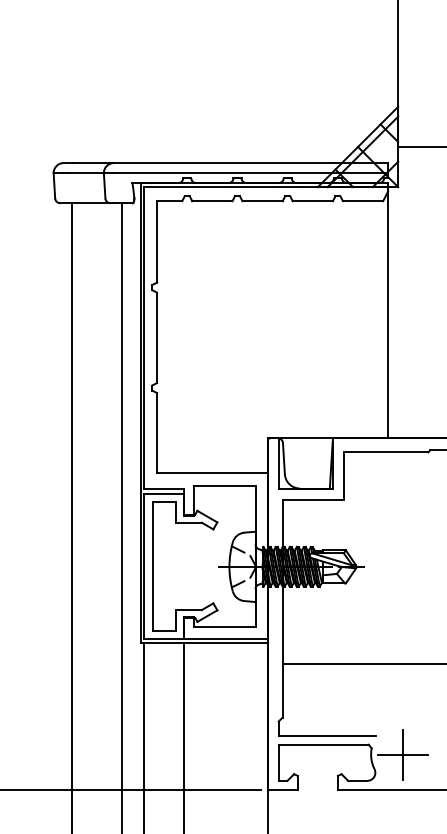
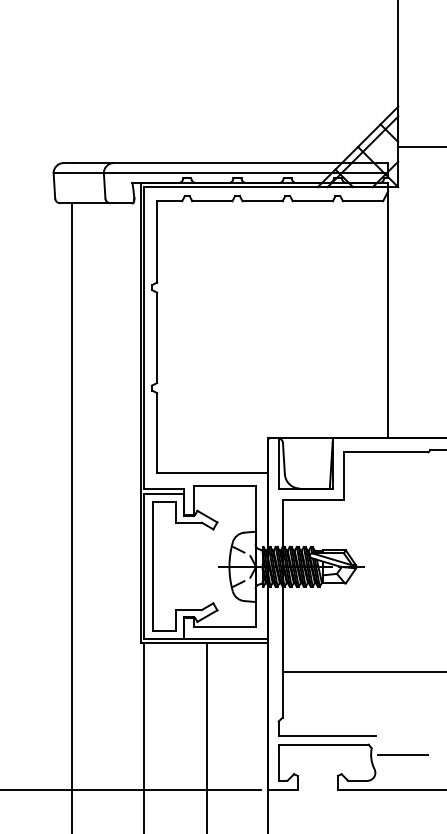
line: present -> none (121, 516)
line position: (362, 664) -> (362, 672) (362, 672)
line position: (184, 736) -> (207, 736) (207, 736)
line: present -> none (403, 754)
